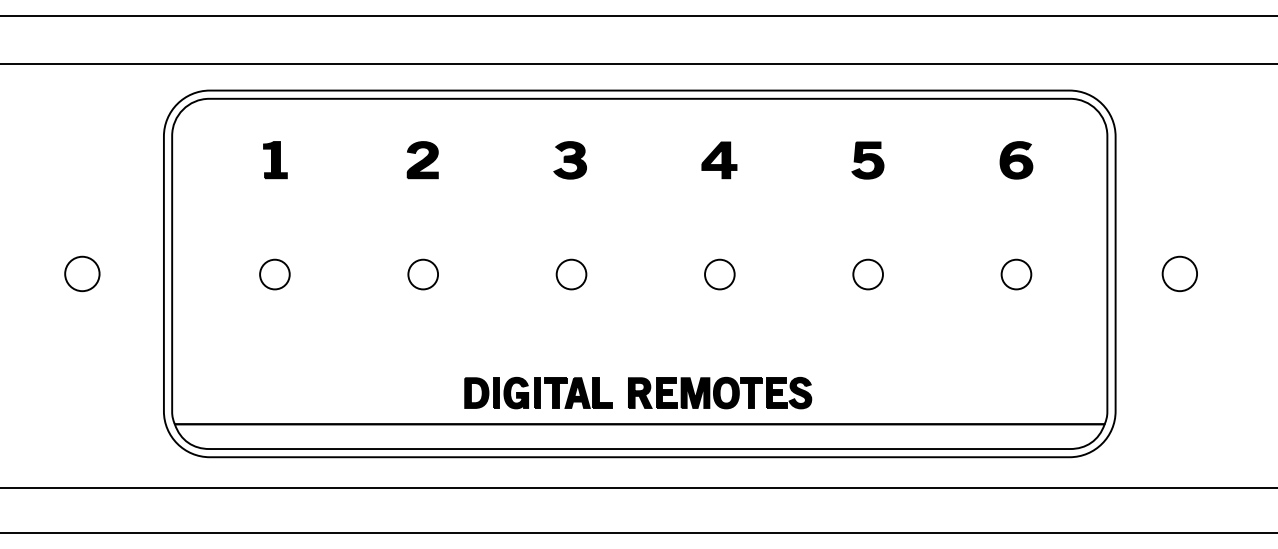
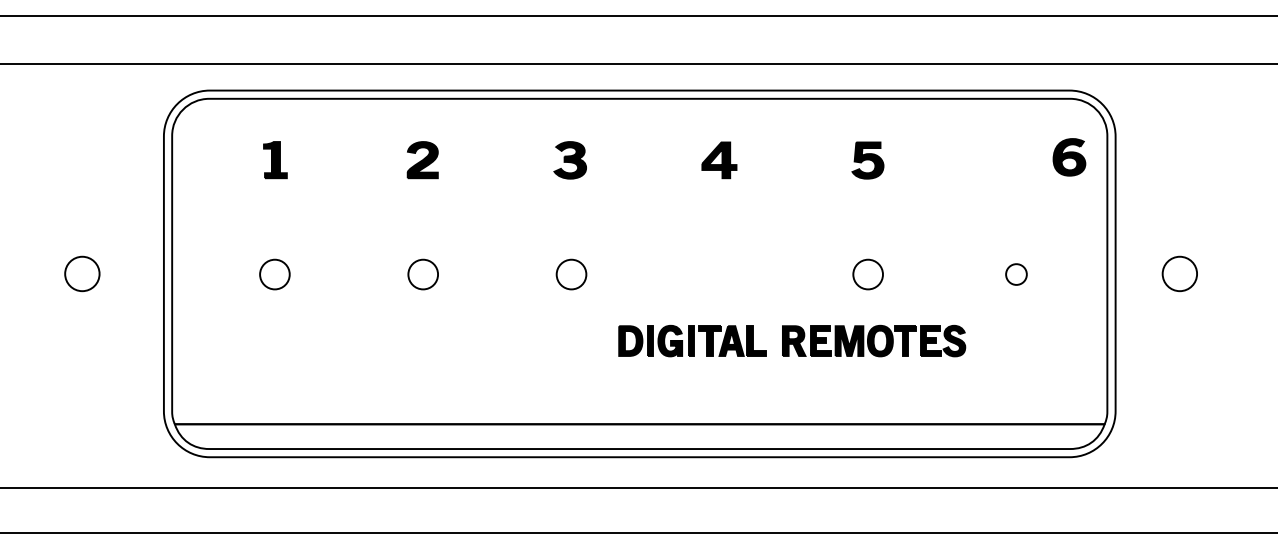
part position: (1016, 160) -> (1069, 157) (1069, 157)
part: present -> none (719, 274)
part size: 33x33 px -> 23x23 px (1016, 274)
part position: (638, 392) -> (792, 340) (792, 340)
